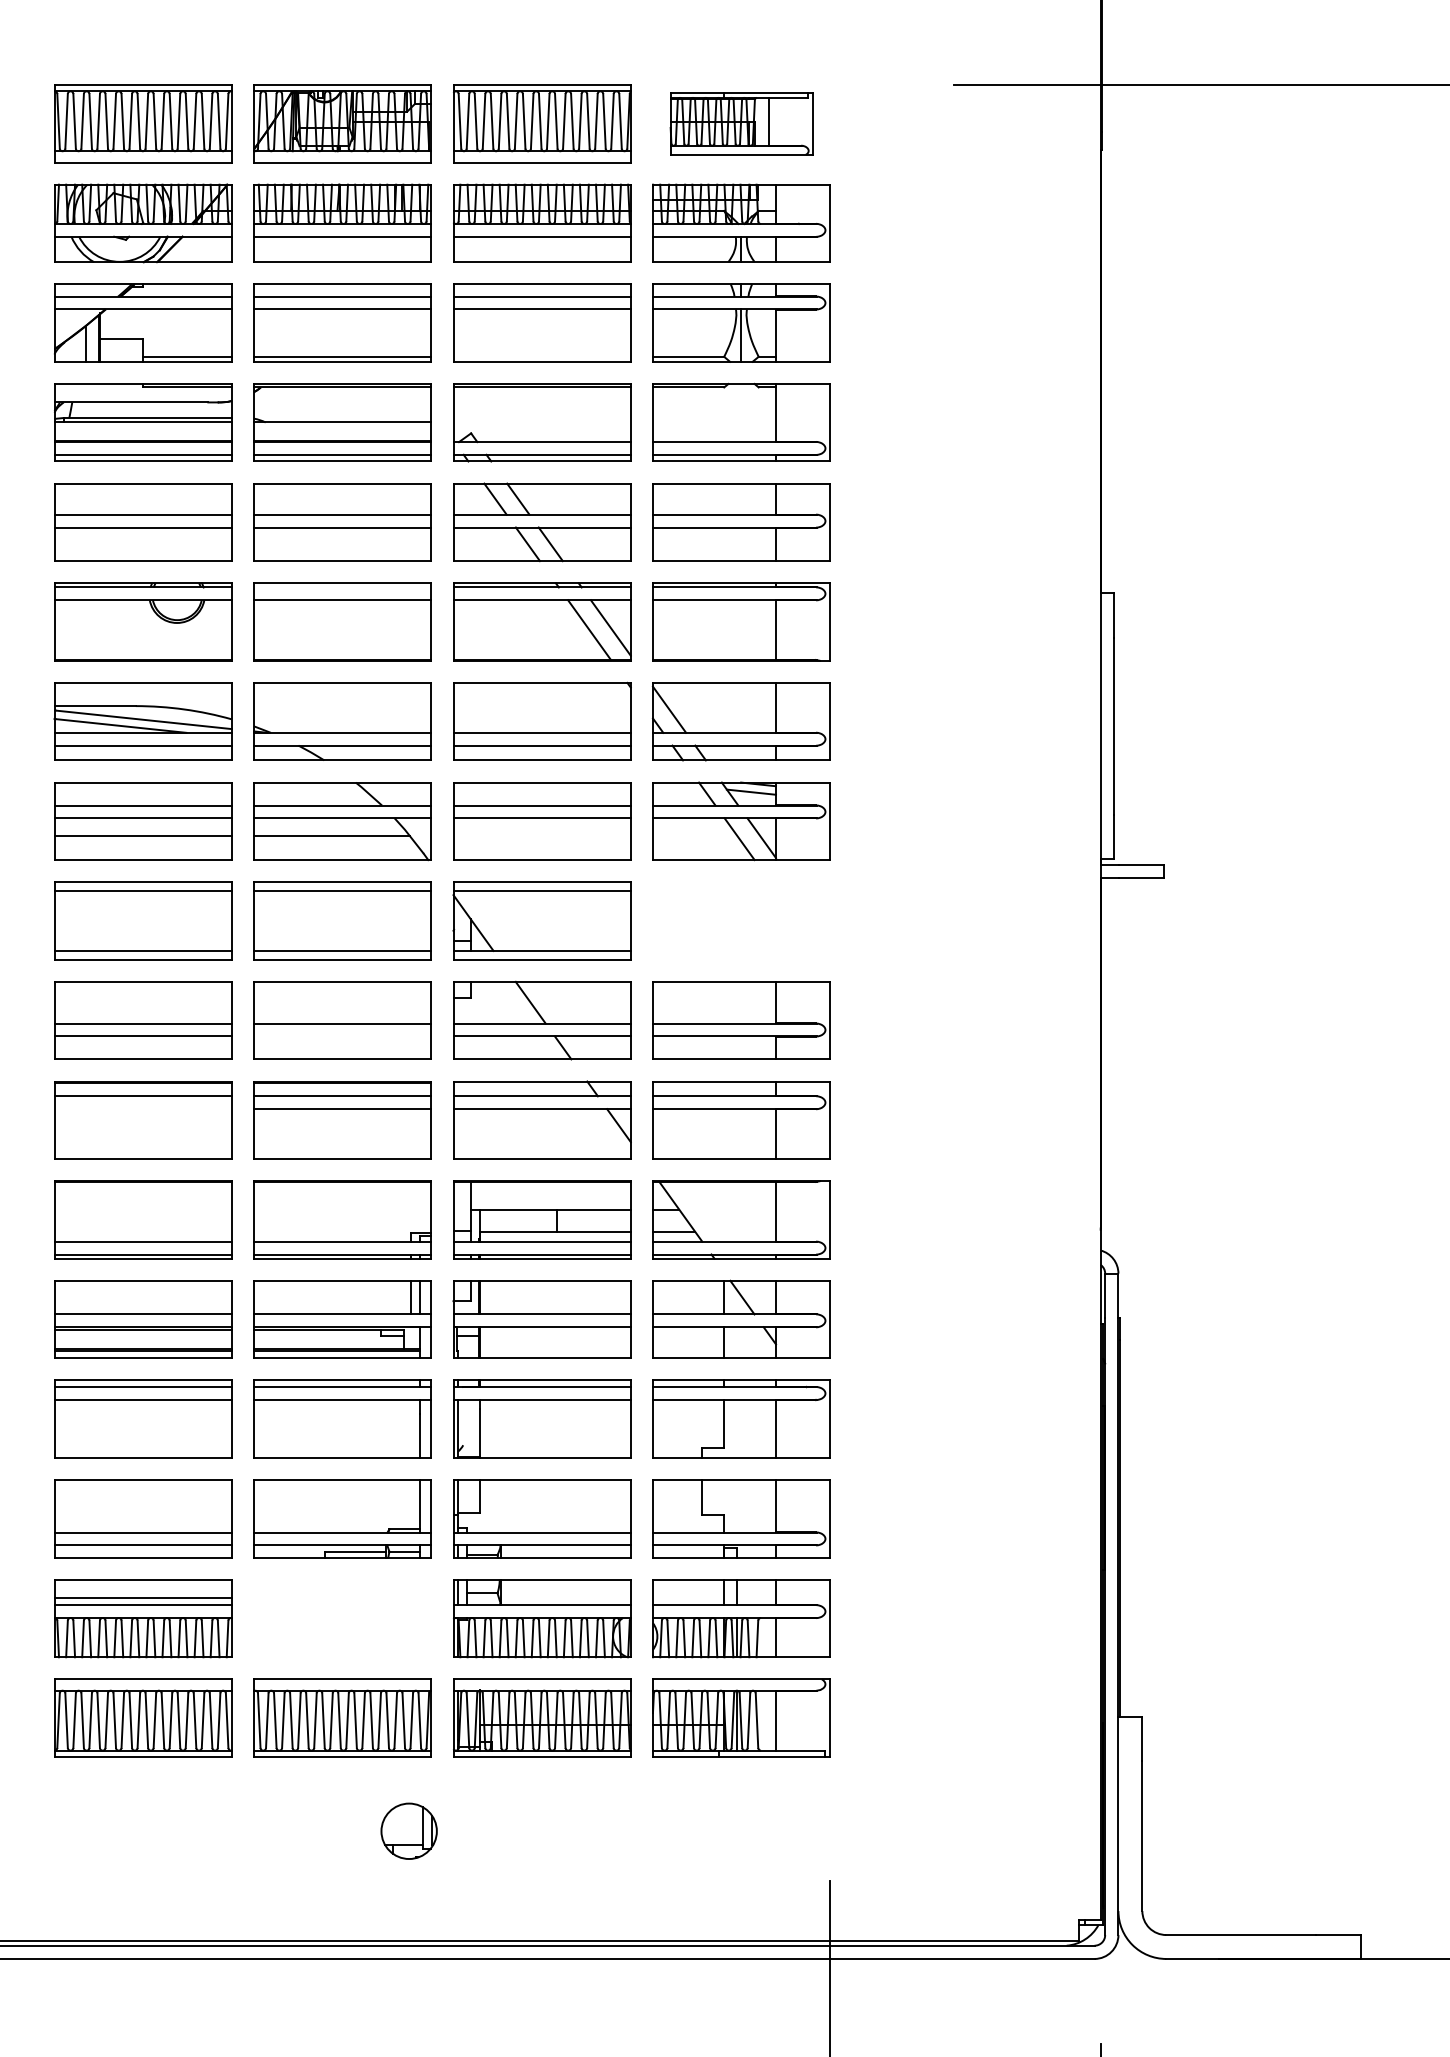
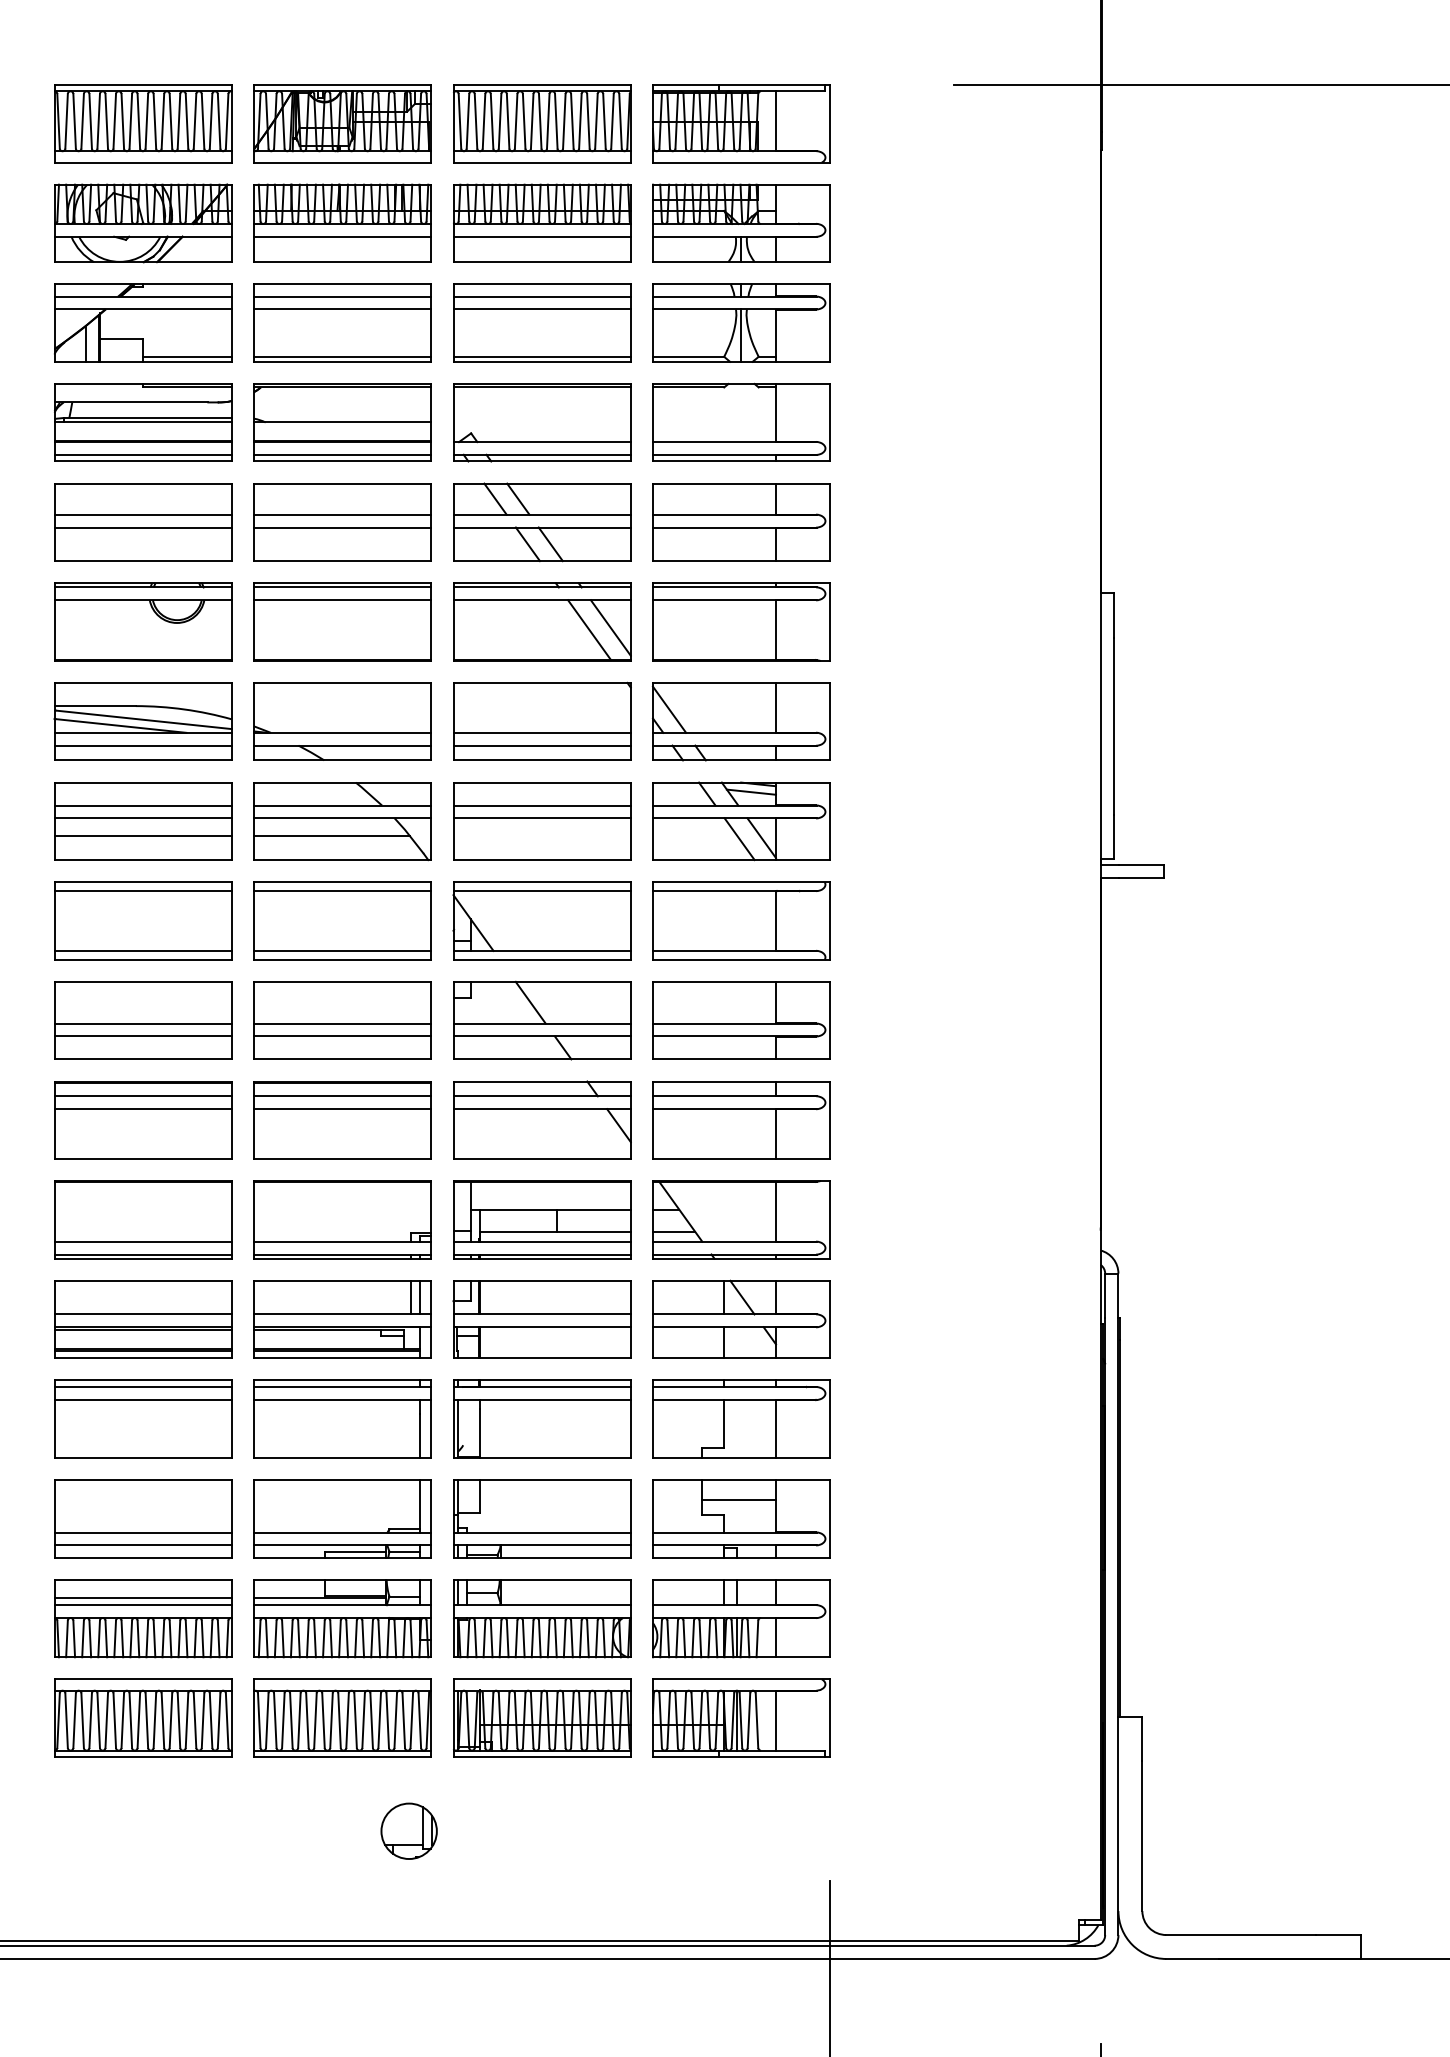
part size: 145x64 px -> 179x80 px (741, 123)
line: none -> present (541, 356)
line: none -> present (342, 587)
part: none -> present (741, 920)
line: none -> present (342, 1036)
line: none -> present (142, 1109)
line: none -> present (738, 1500)
part: none -> present (342, 1618)
